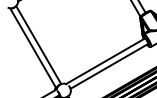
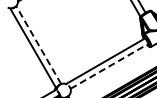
line: solid -> dashed (38, 44)
line: solid -> dashed (109, 66)
